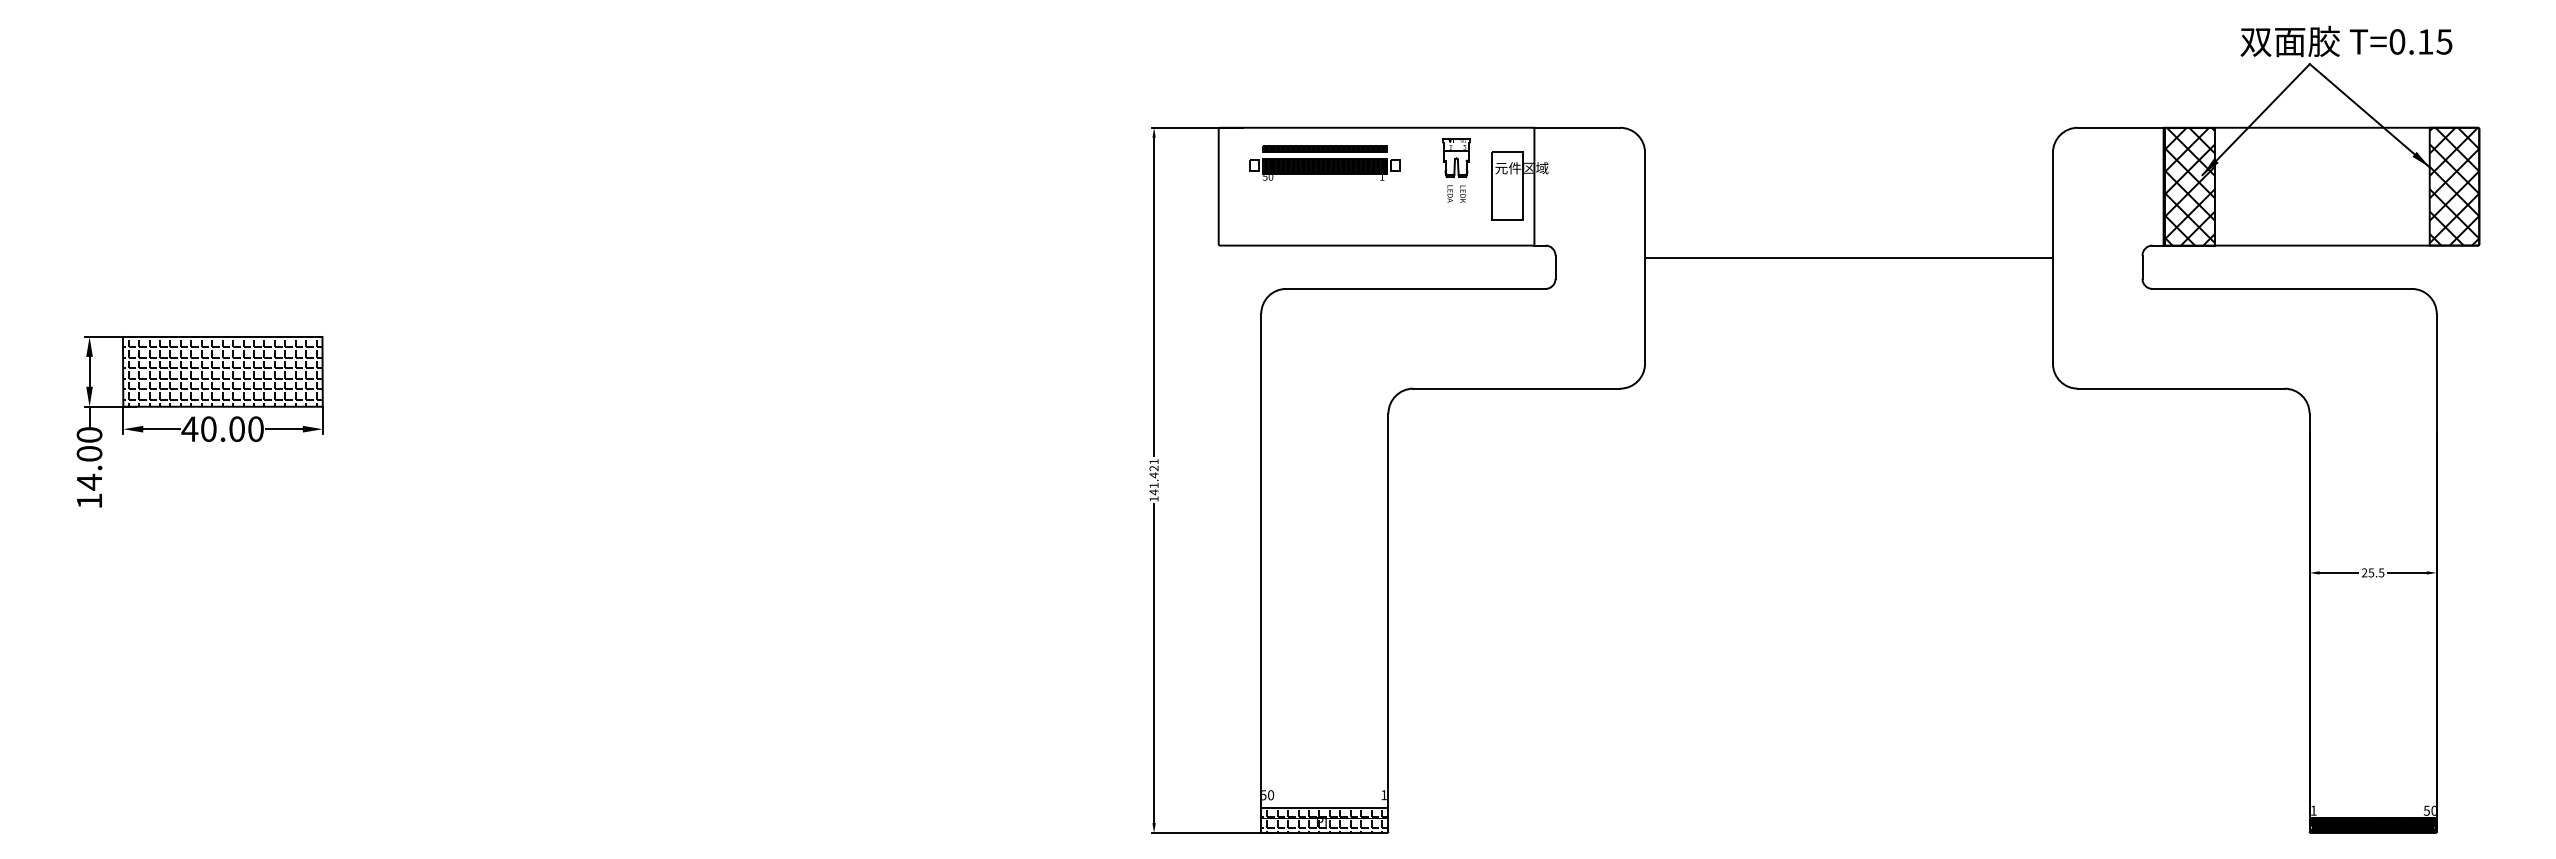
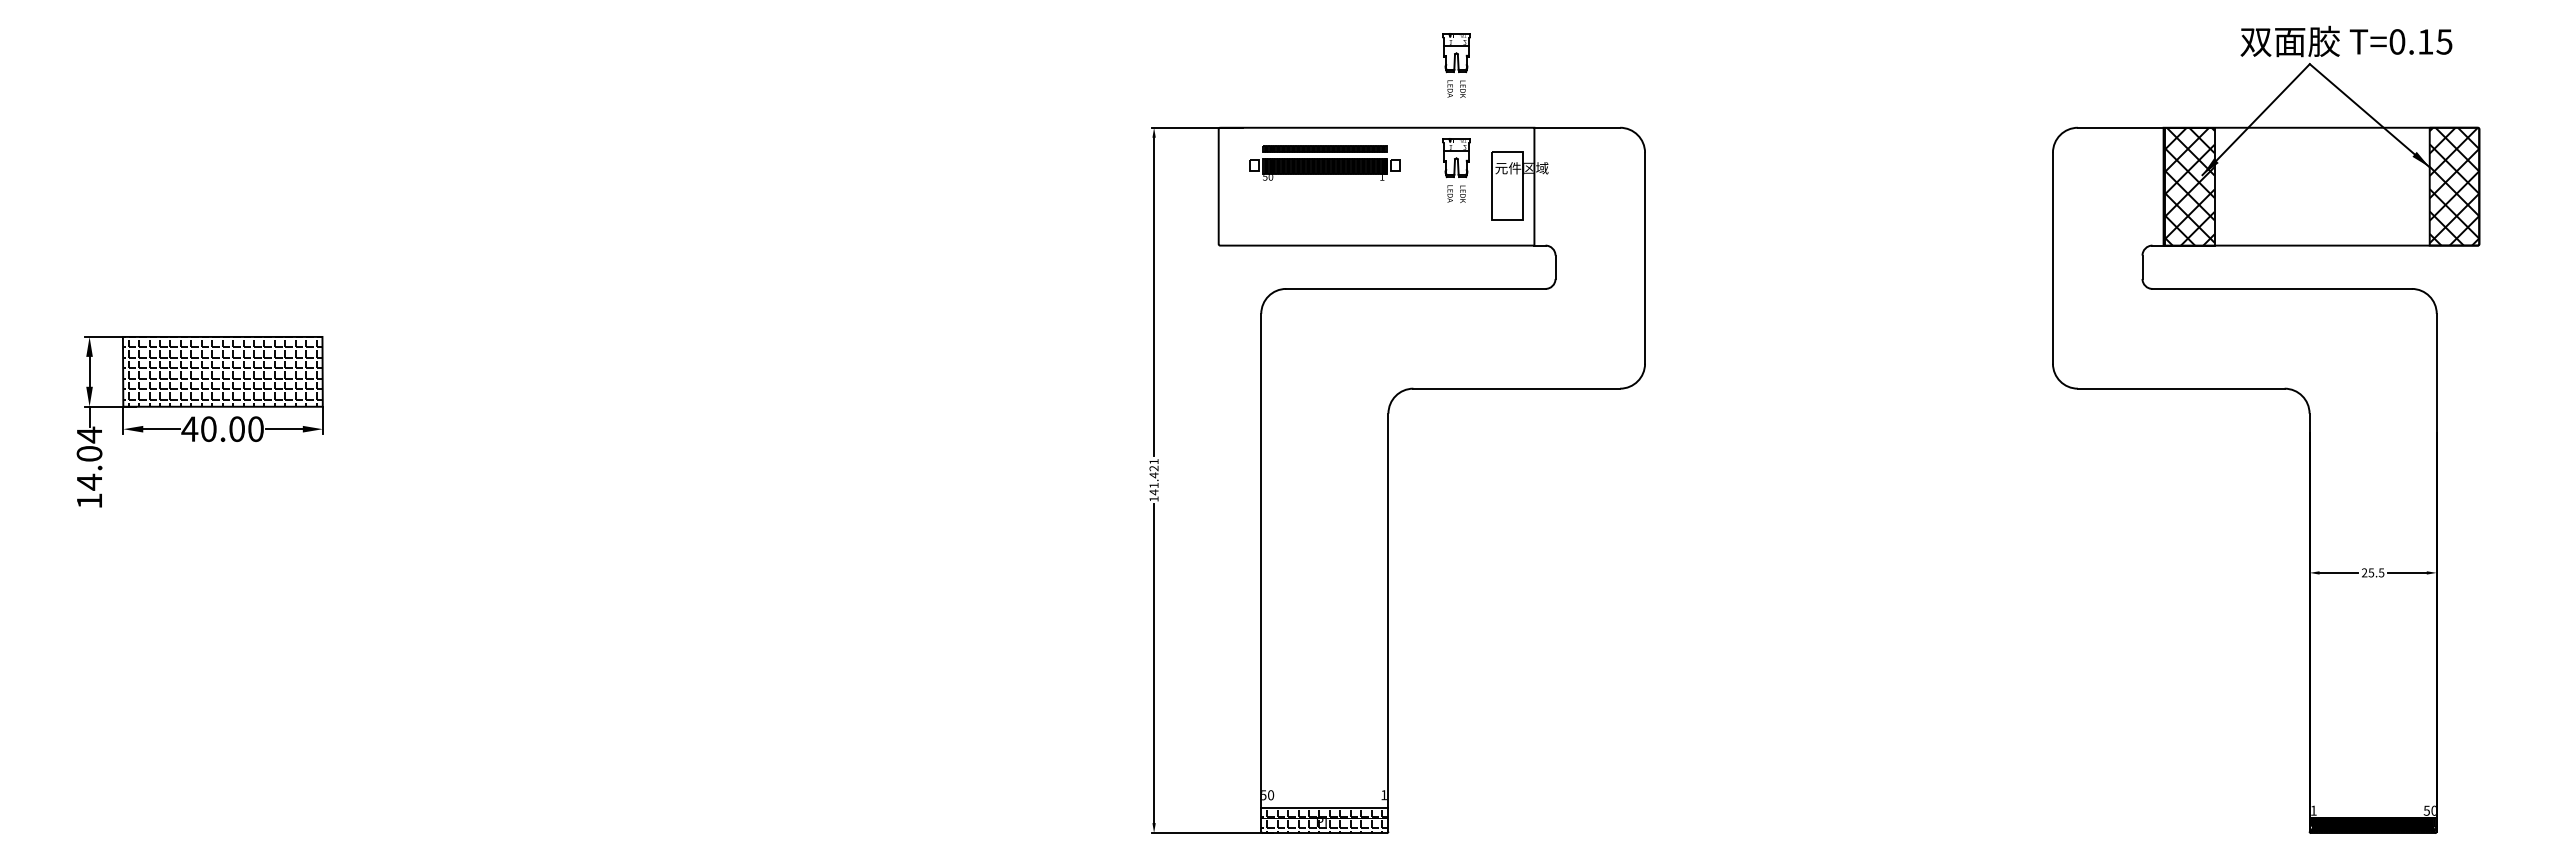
part: none -> present (1456, 65)
line: present -> none (1848, 258)
text: 14.00 -> 14.04 (89, 434)
